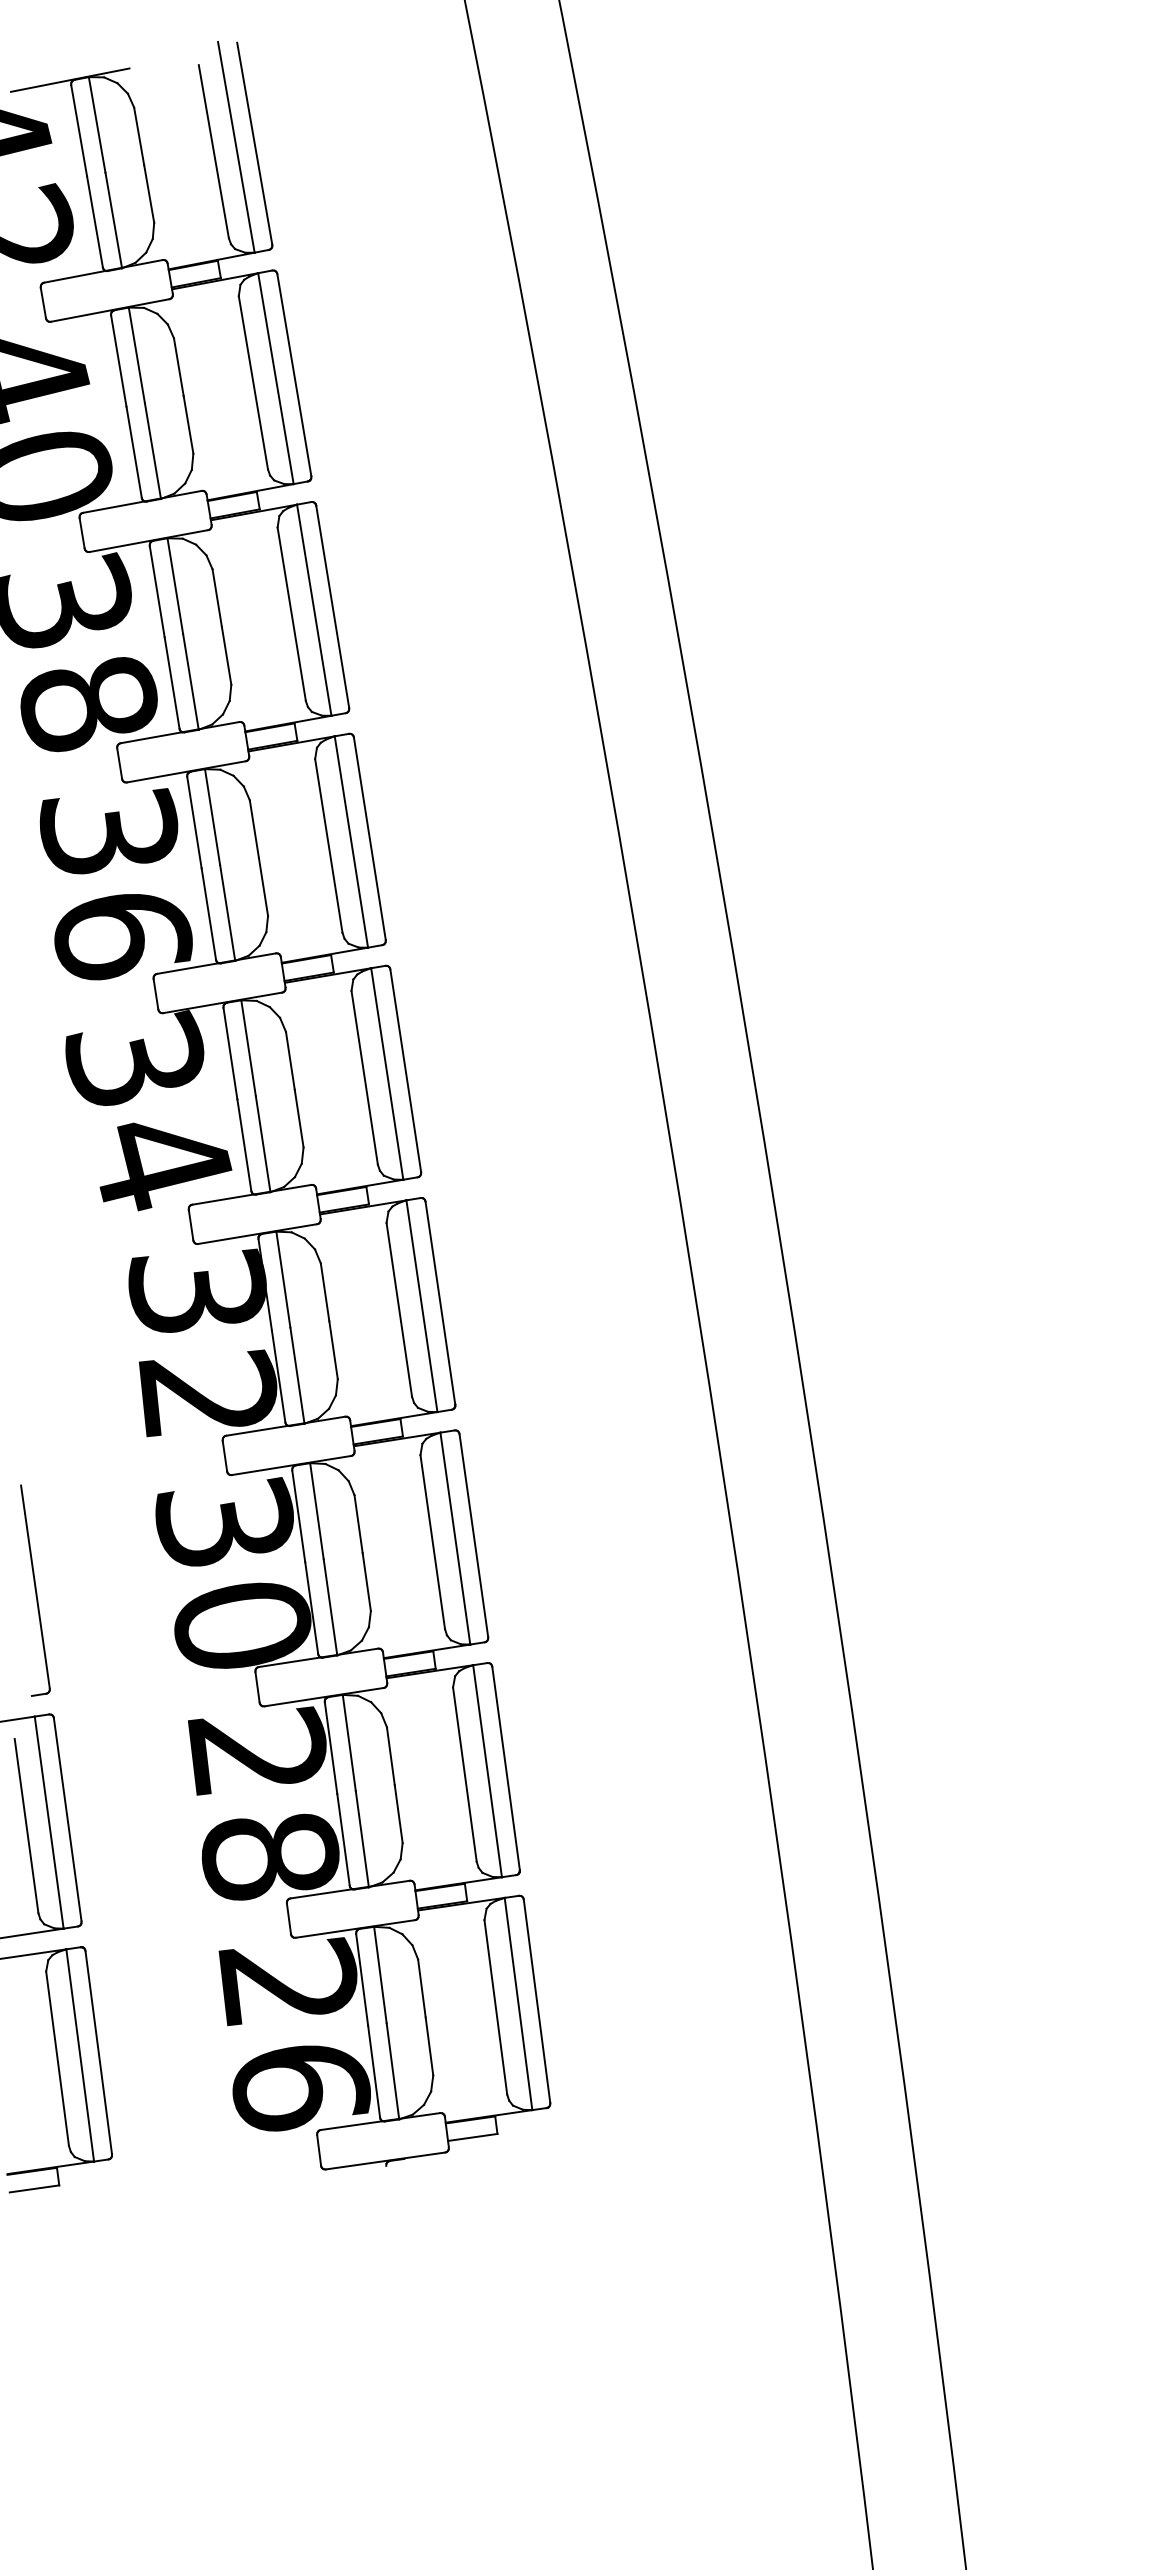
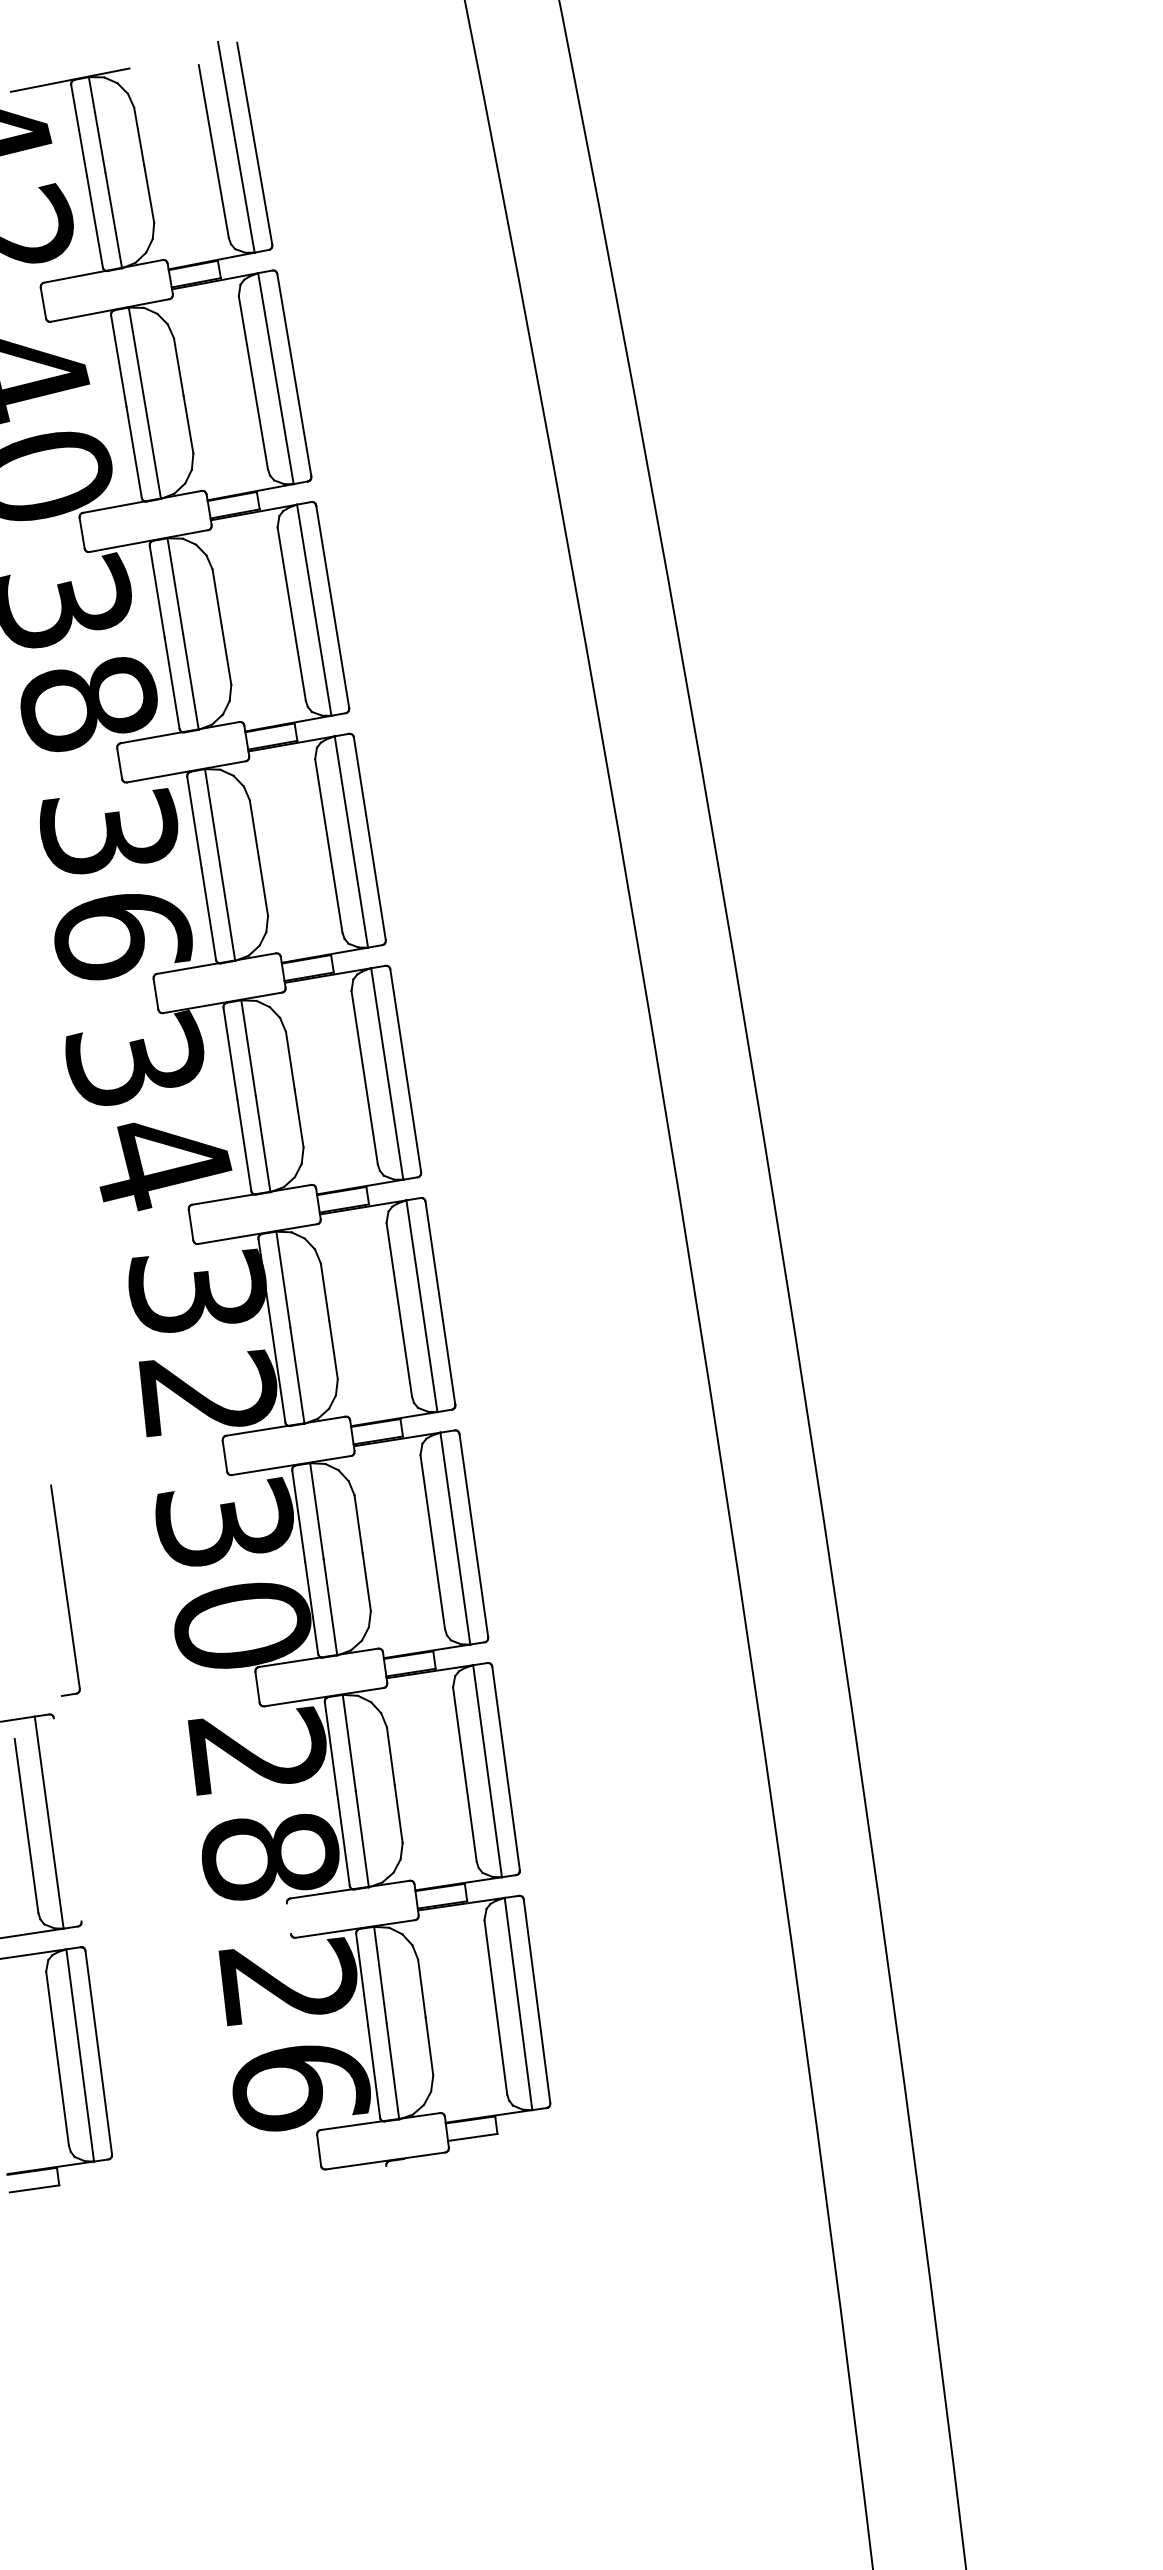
part position: (35, 1590) -> (65, 1590) (65, 1590)
line: present -> none (67, 1819)
line: present -> none (288, 1918)
